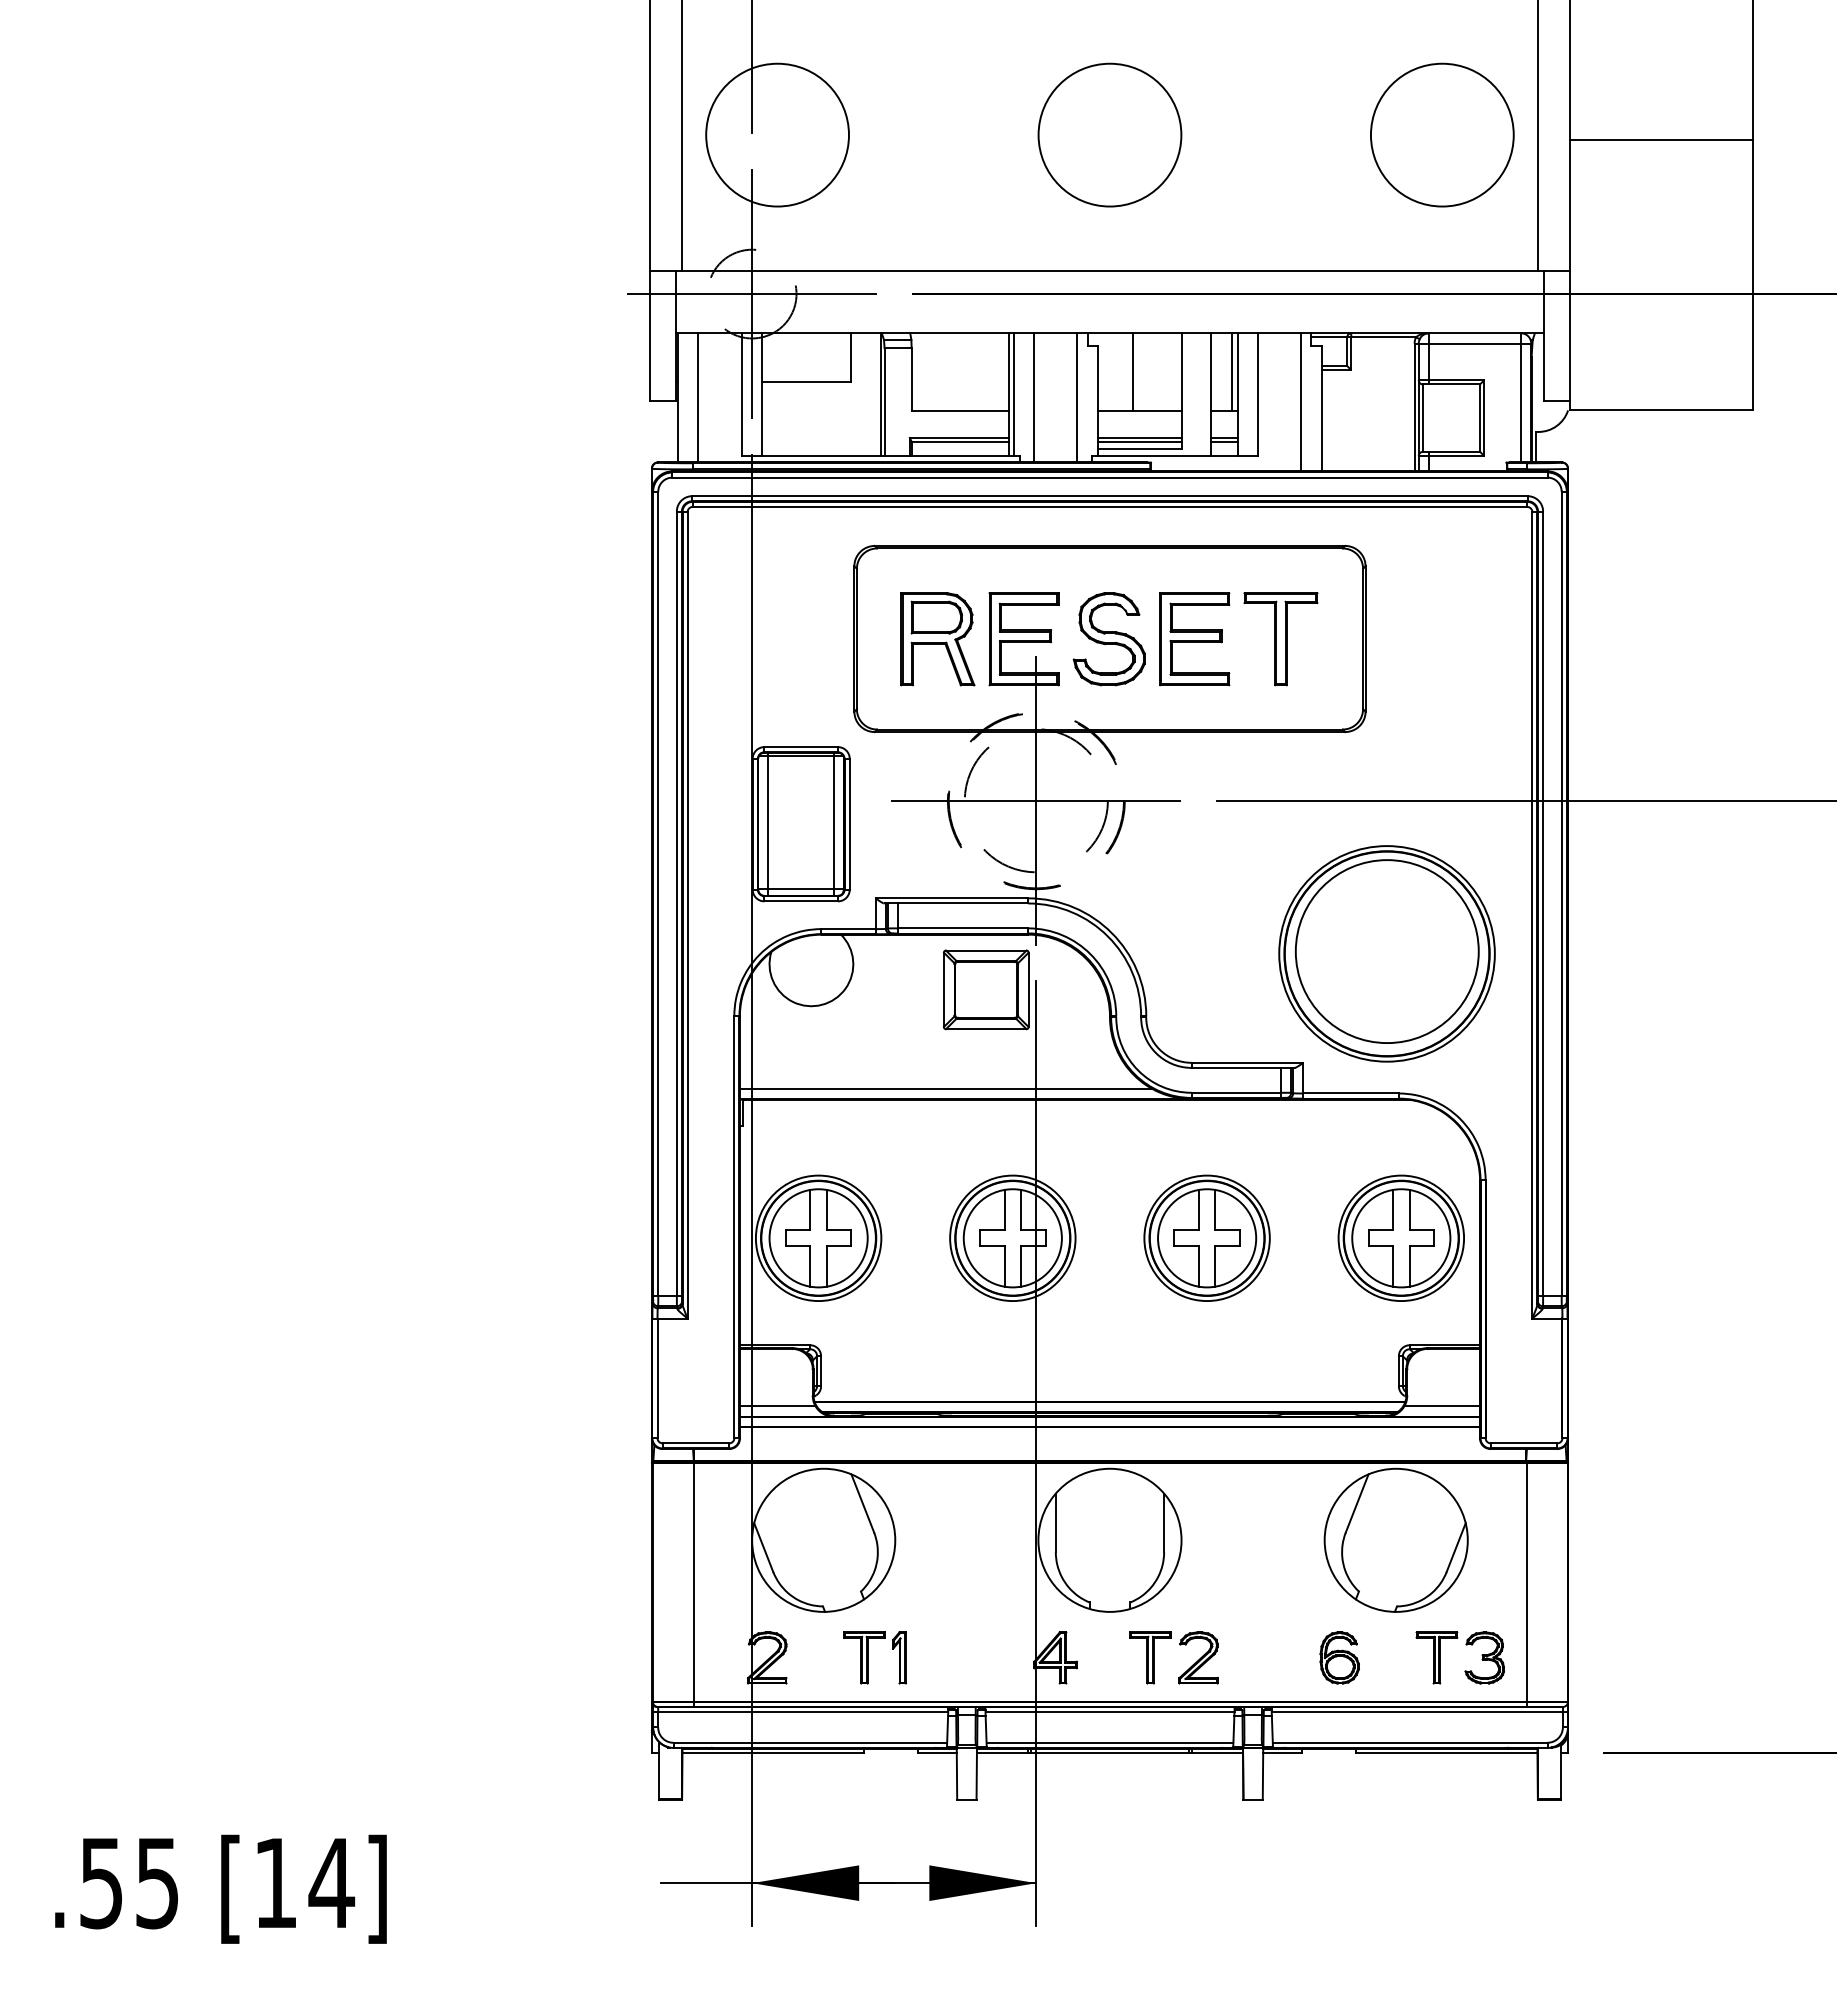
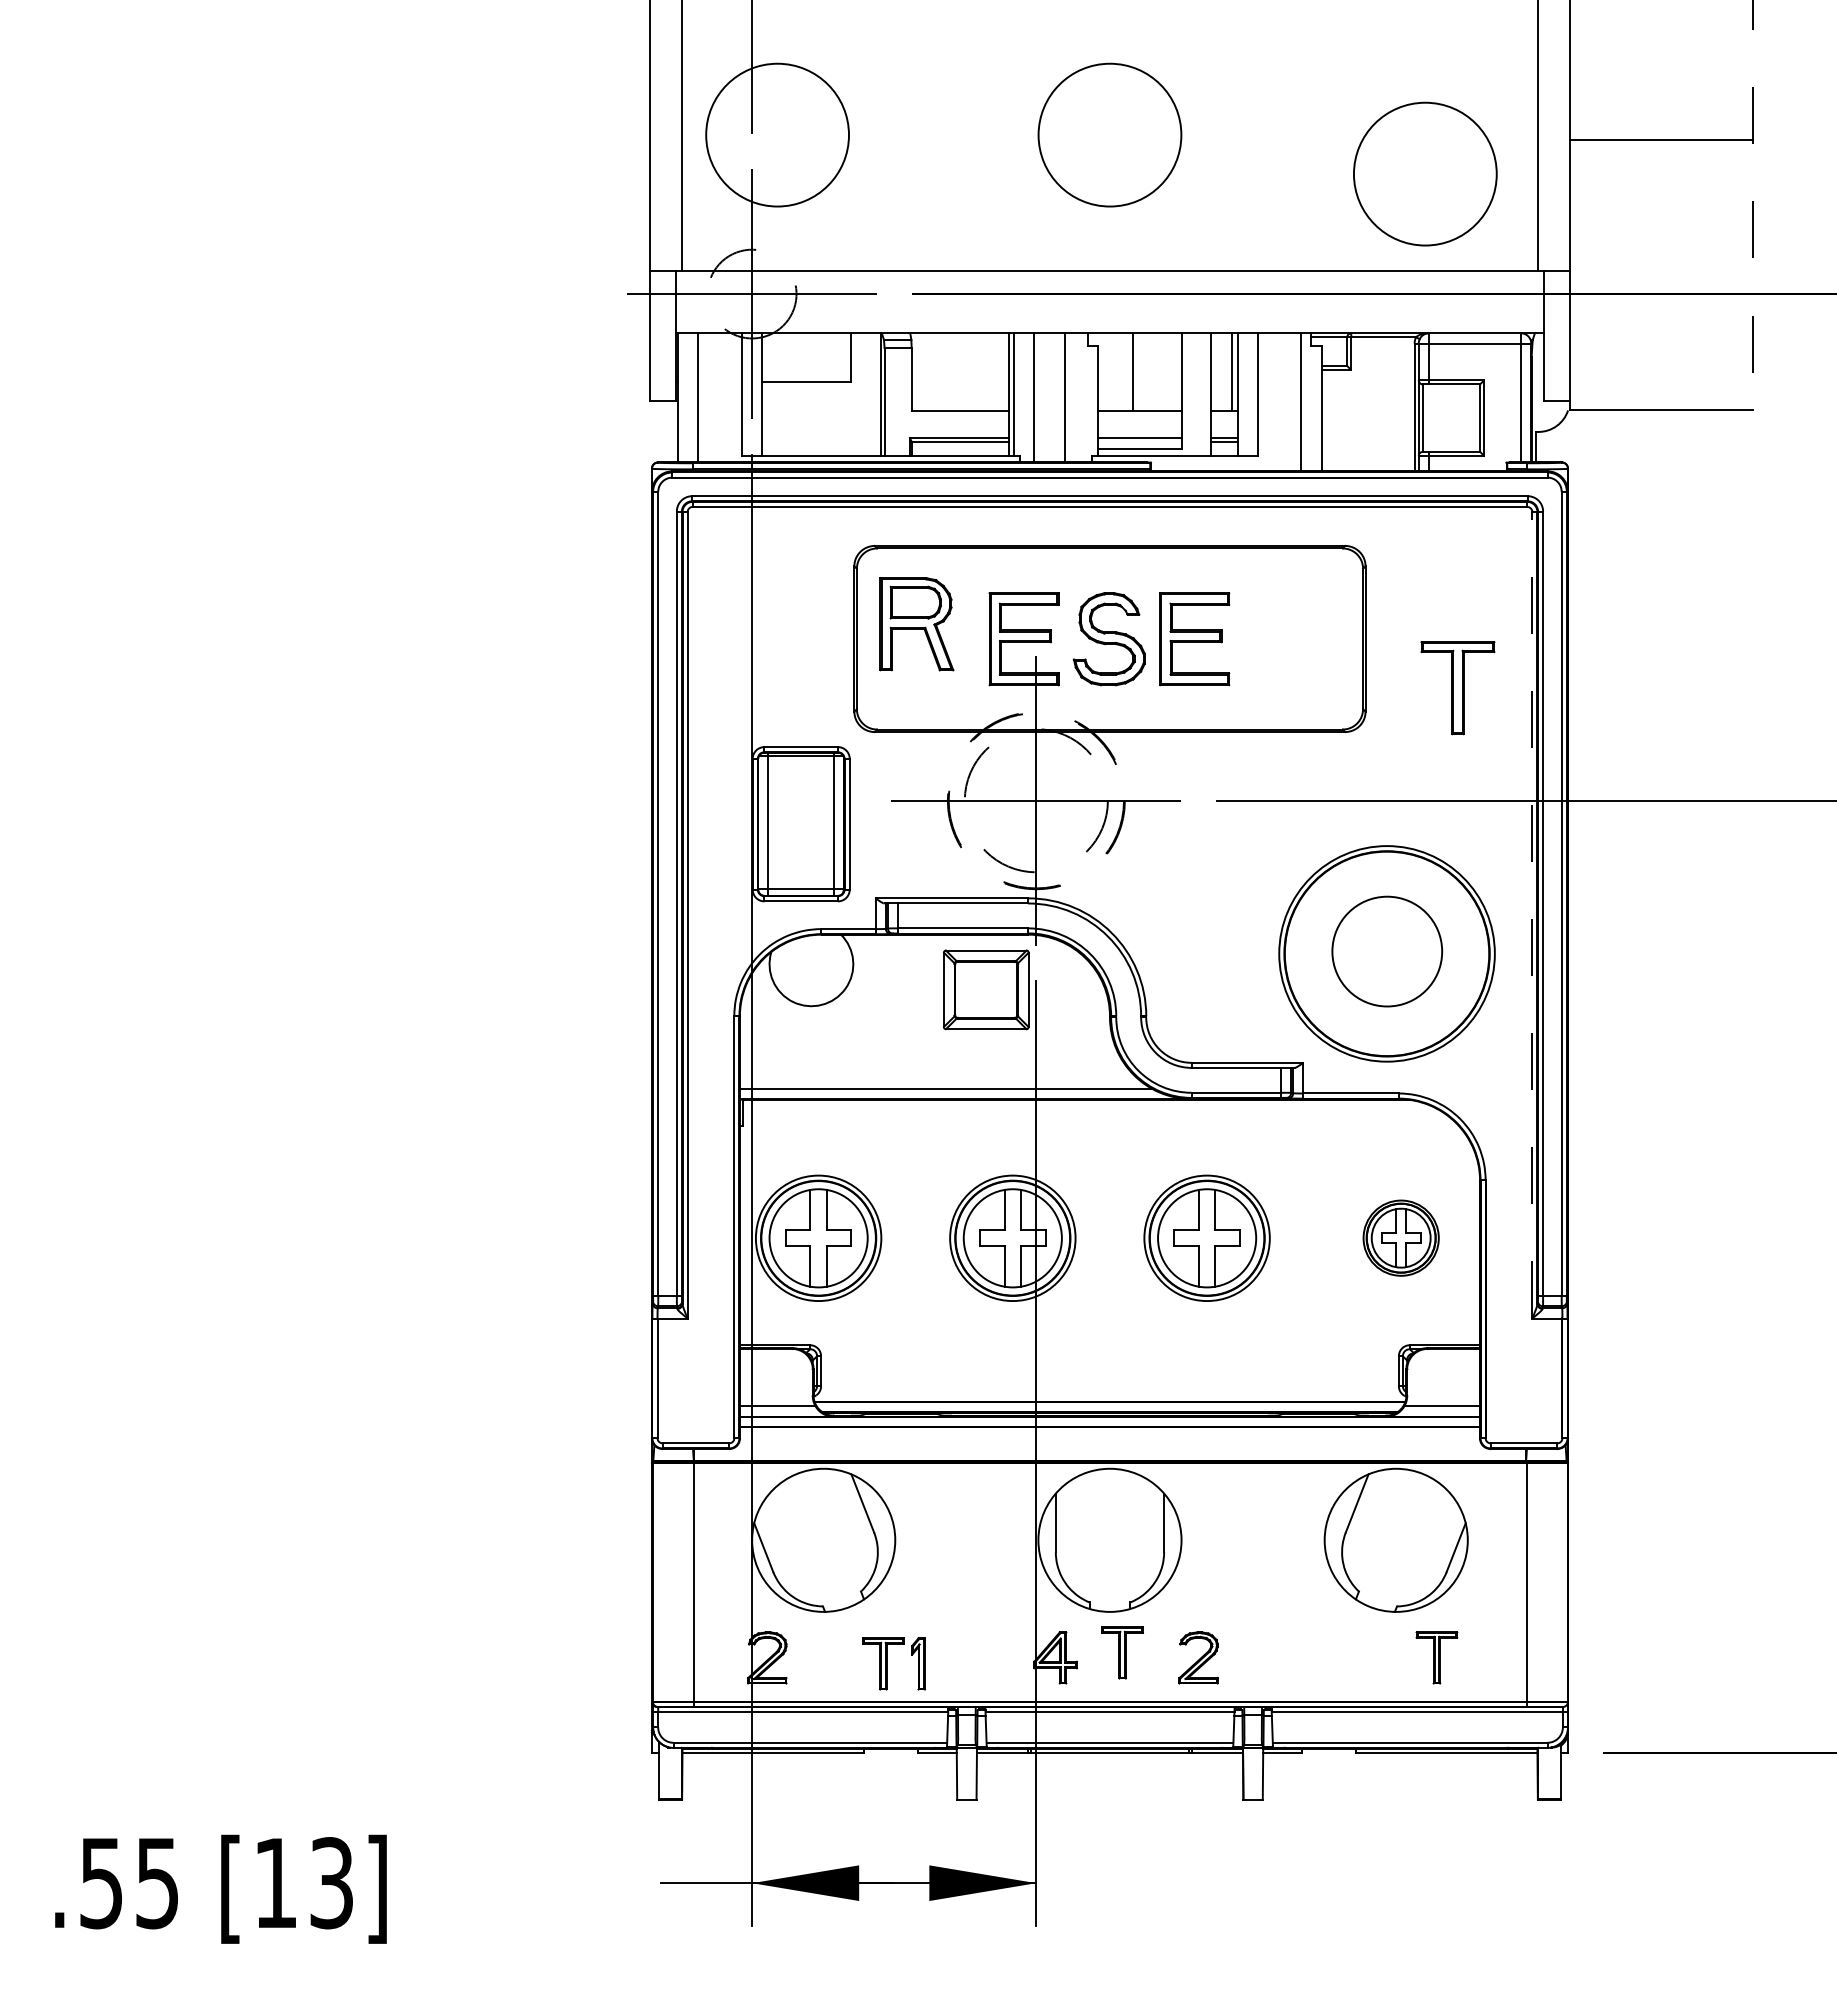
circle position: (1442, 134) -> (1425, 173) (1425, 173)
line: solid -> dashed (1753, 205)
line position: (1077, 397) -> (1065, 397) (1065, 397)
line: present -> none (1139, 441)
part position: (937, 639) -> (916, 624) (916, 624)
part position: (1280, 639) -> (1457, 688) (1457, 688)
line: solid -> dashed (1532, 914)
circle diameter: 183 px -> 110 px (1387, 951)
part size: 128x128 px -> 78x78 px (1400, 1237)
part position: (874, 1657) -> (893, 1663) (893, 1663)
part position: (1150, 1657) -> (1122, 1652) (1122, 1652)
part: present -> none (1339, 1657)
part: present -> none (1484, 1657)
text: [14] -> [13] (331, 1883)
